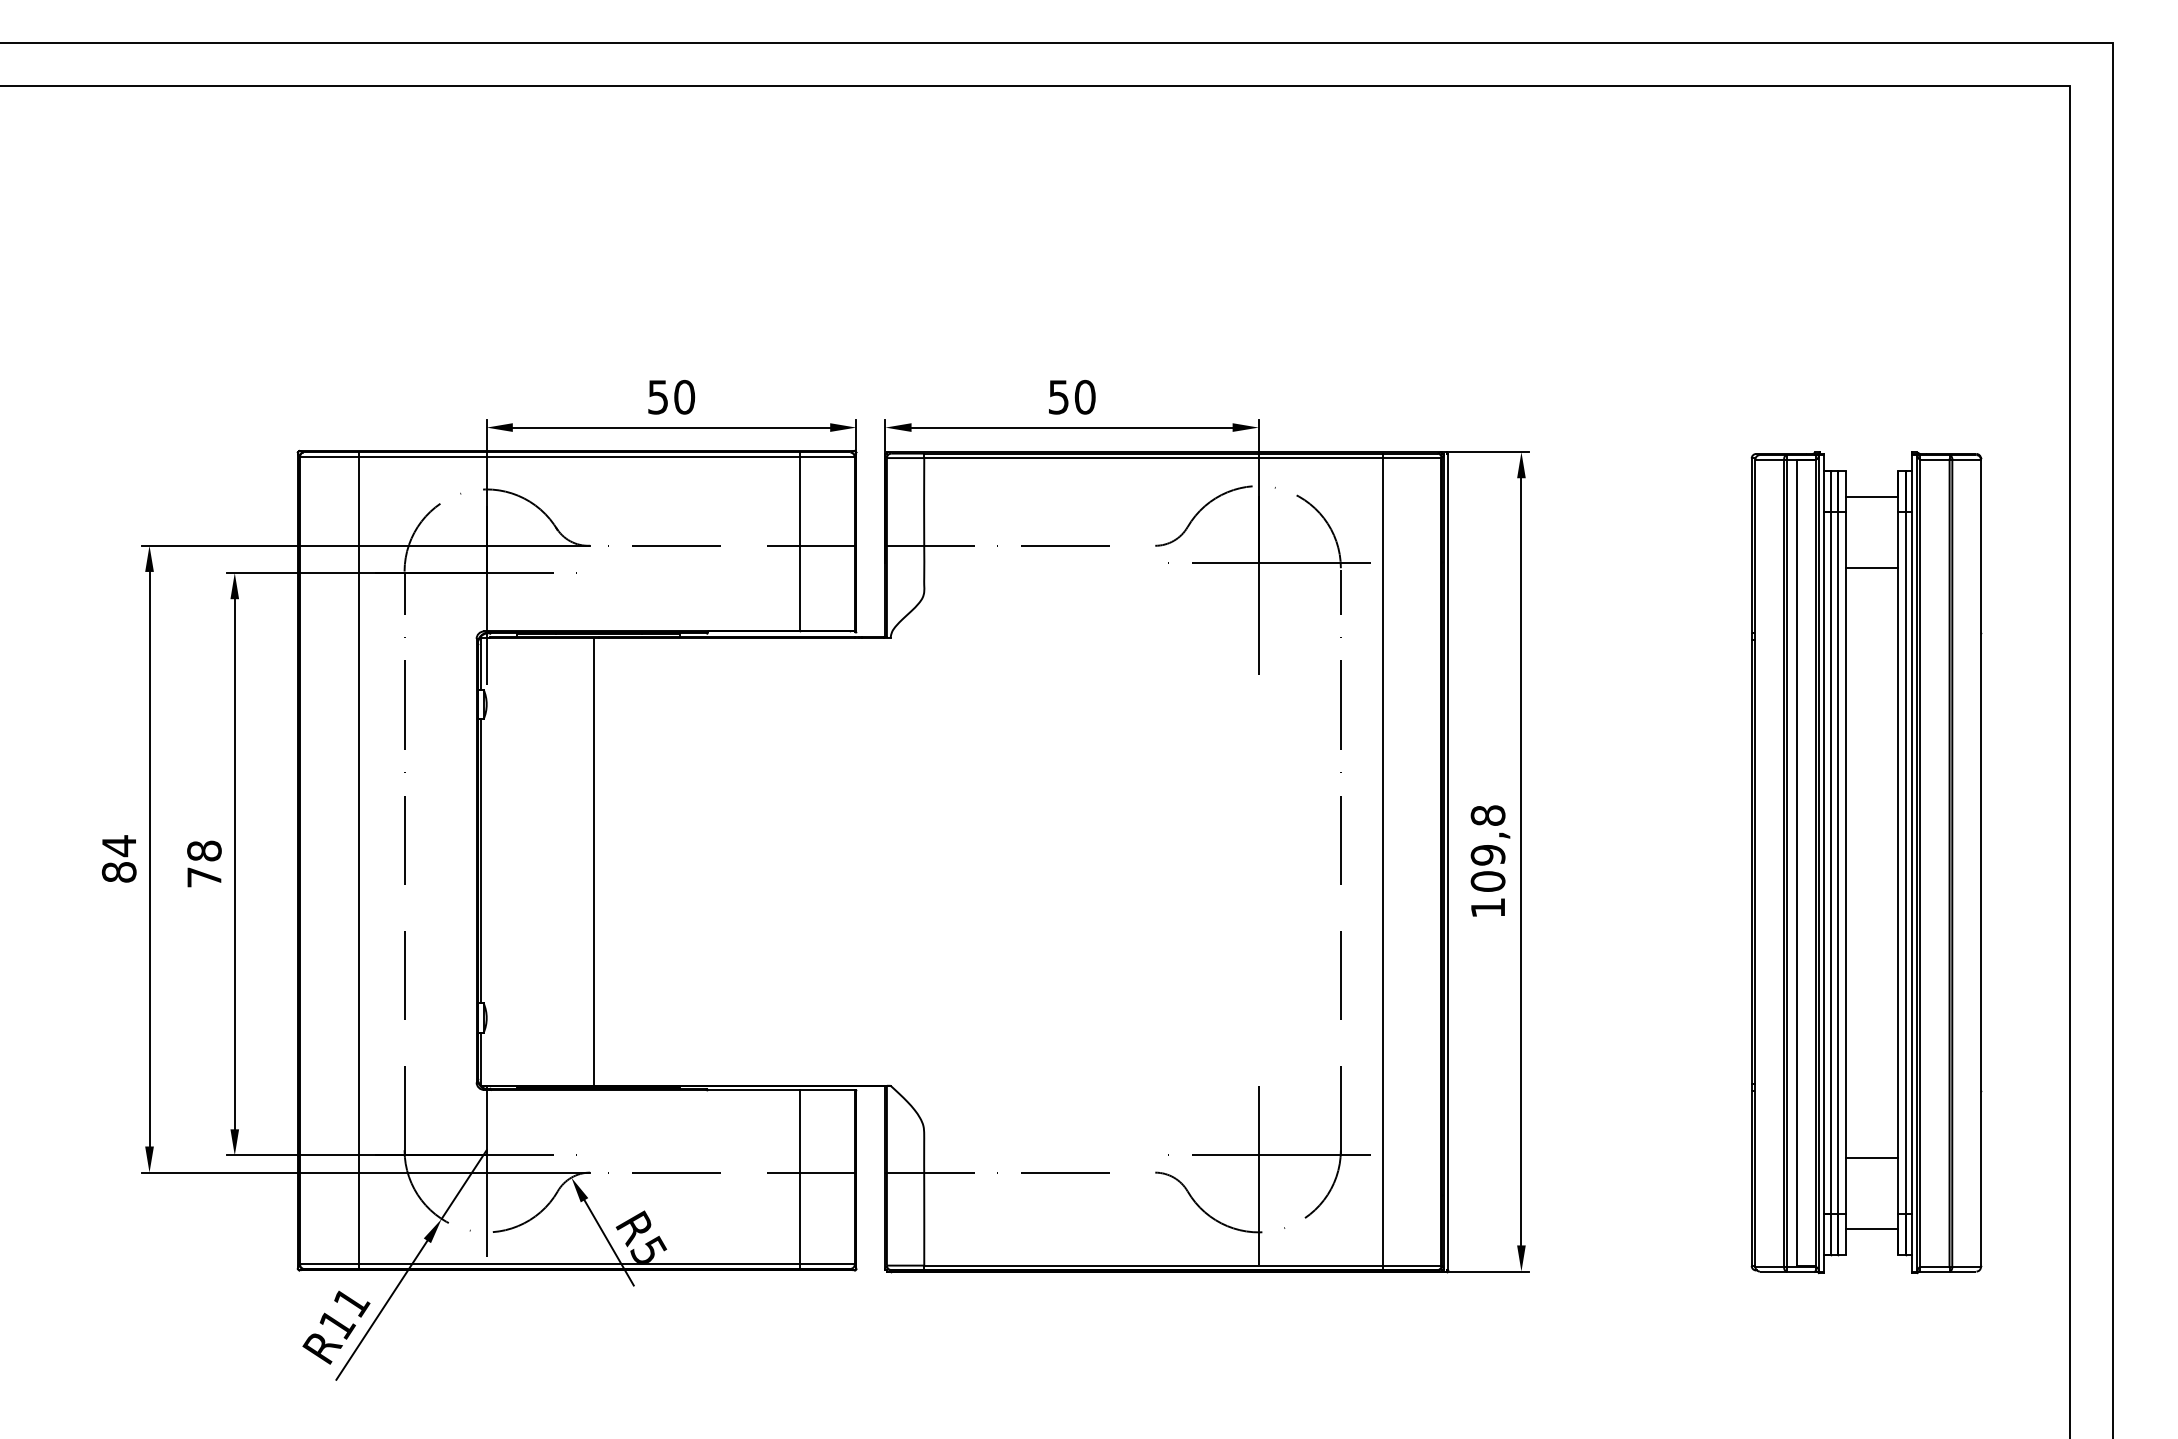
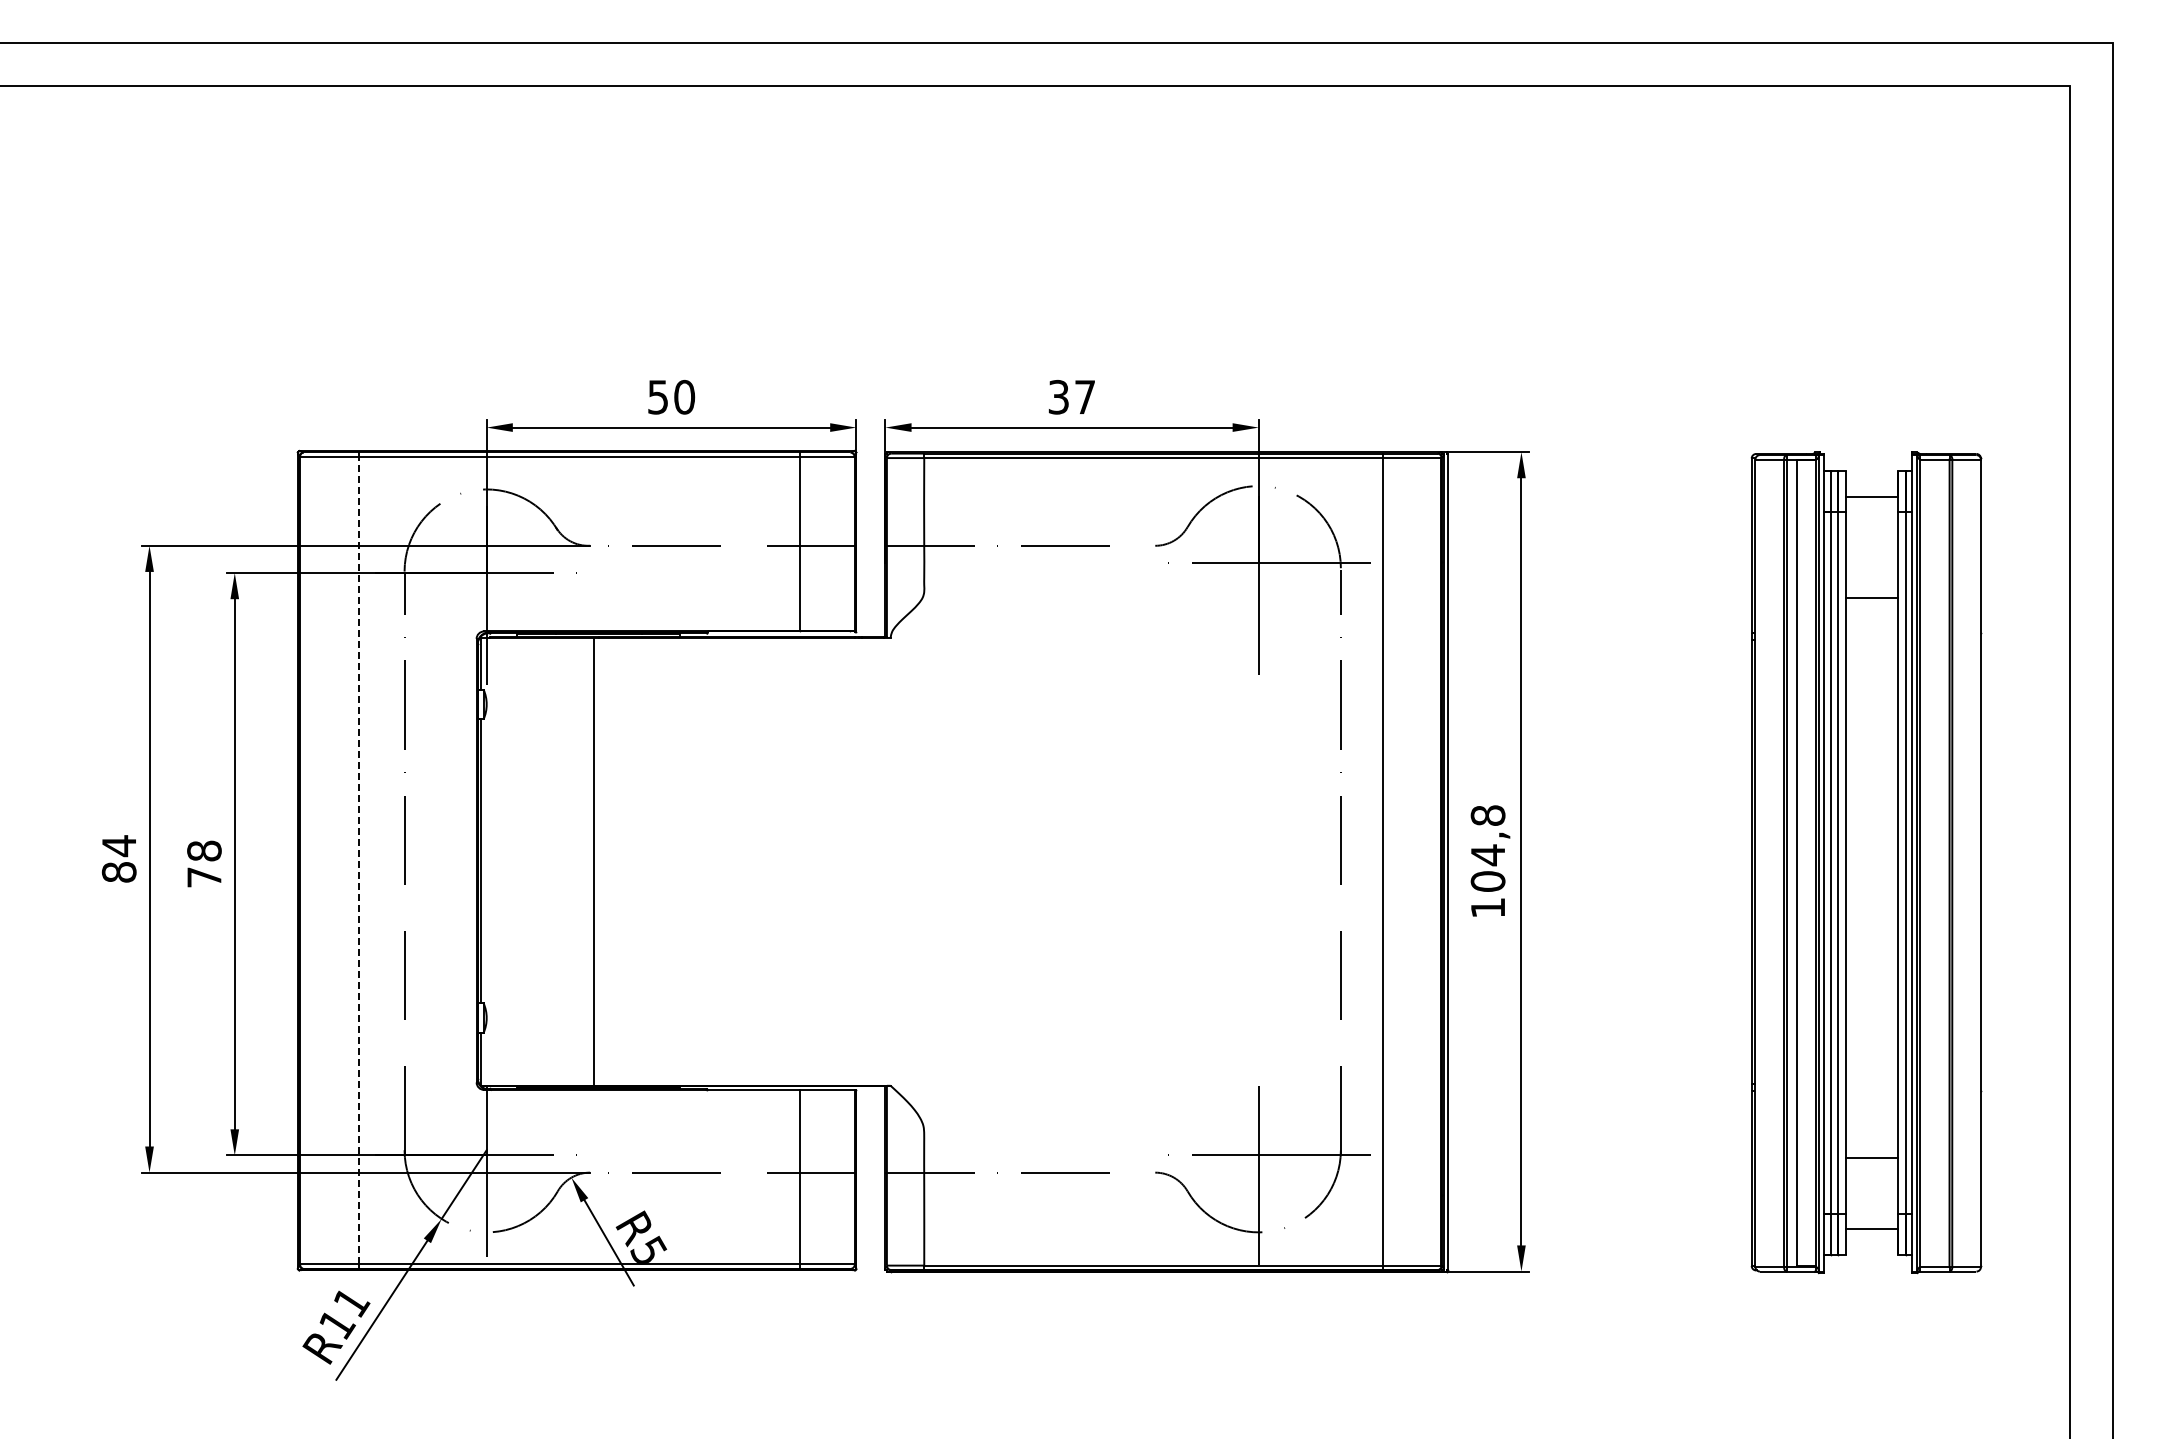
text: 50 -> 37 (1072, 396)
line position: (1871, 567) -> (1871, 597) (1871, 597)
text: 109,8 -> 104,8 (1487, 855)
line: solid -> dashed (359, 860)
